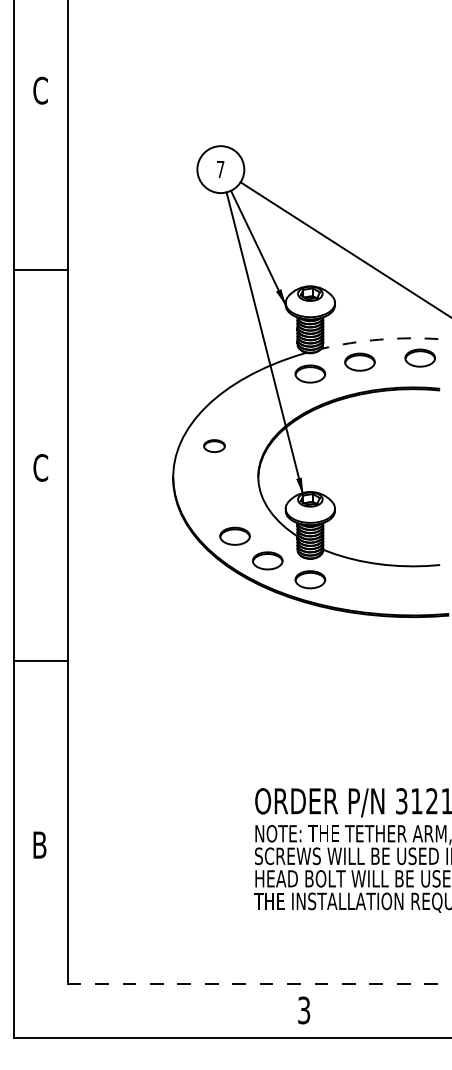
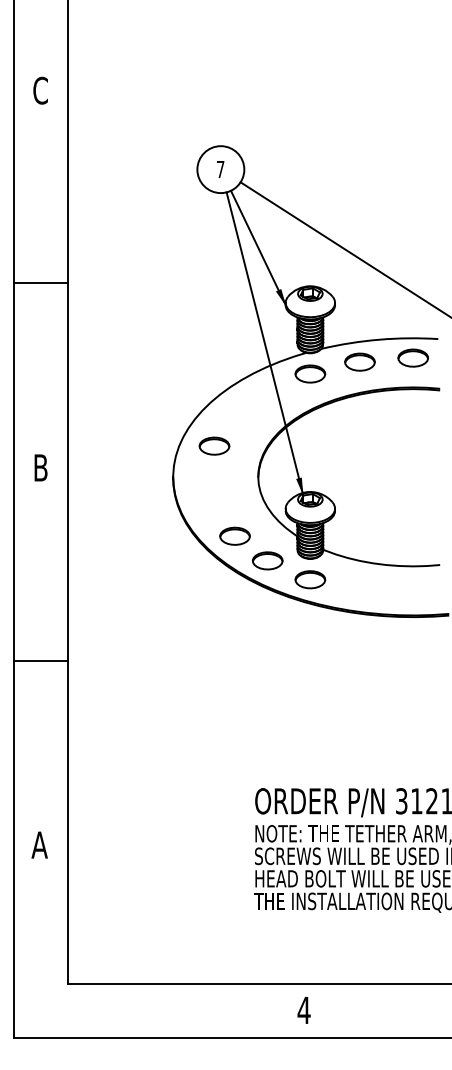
line position: (40, 270) -> (40, 283) (40, 283)
arc: dashed -> solid (379, 339)
part position: (419, 357) -> (412, 357) (412, 357)
part size: 23x14 px -> 33x20 px (214, 445)
text: C -> B (40, 467)
text: B -> A (39, 844)
line: dashed -> solid (259, 983)
text: 3 -> 4 (303, 1010)
